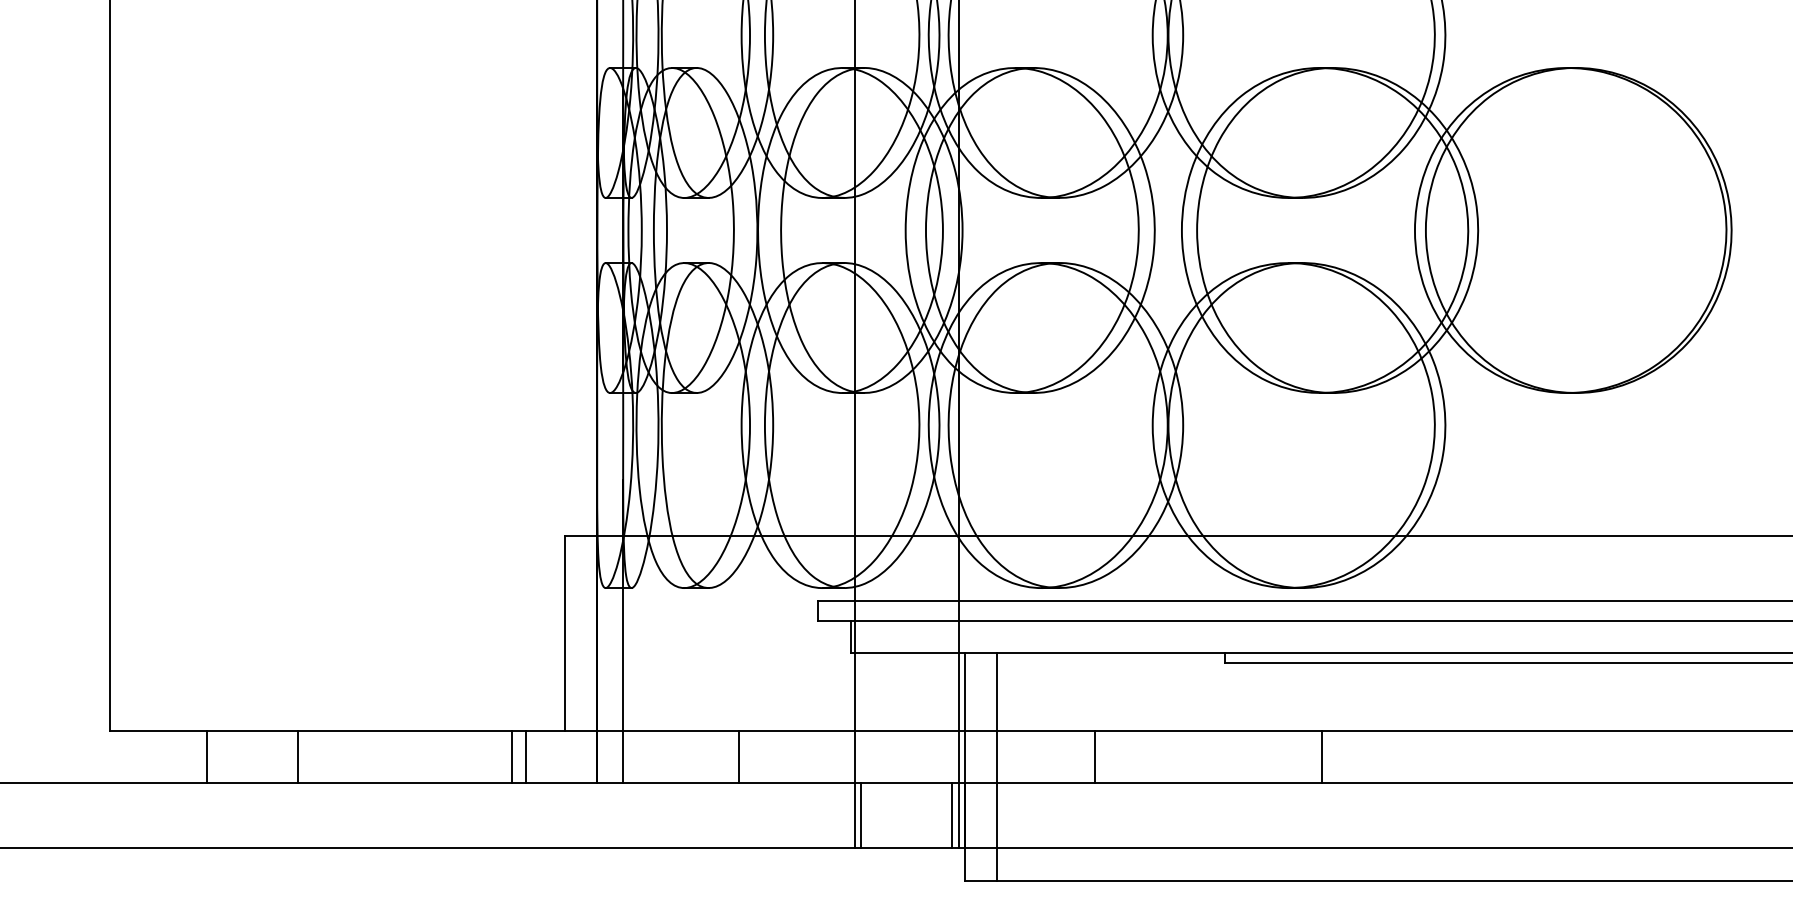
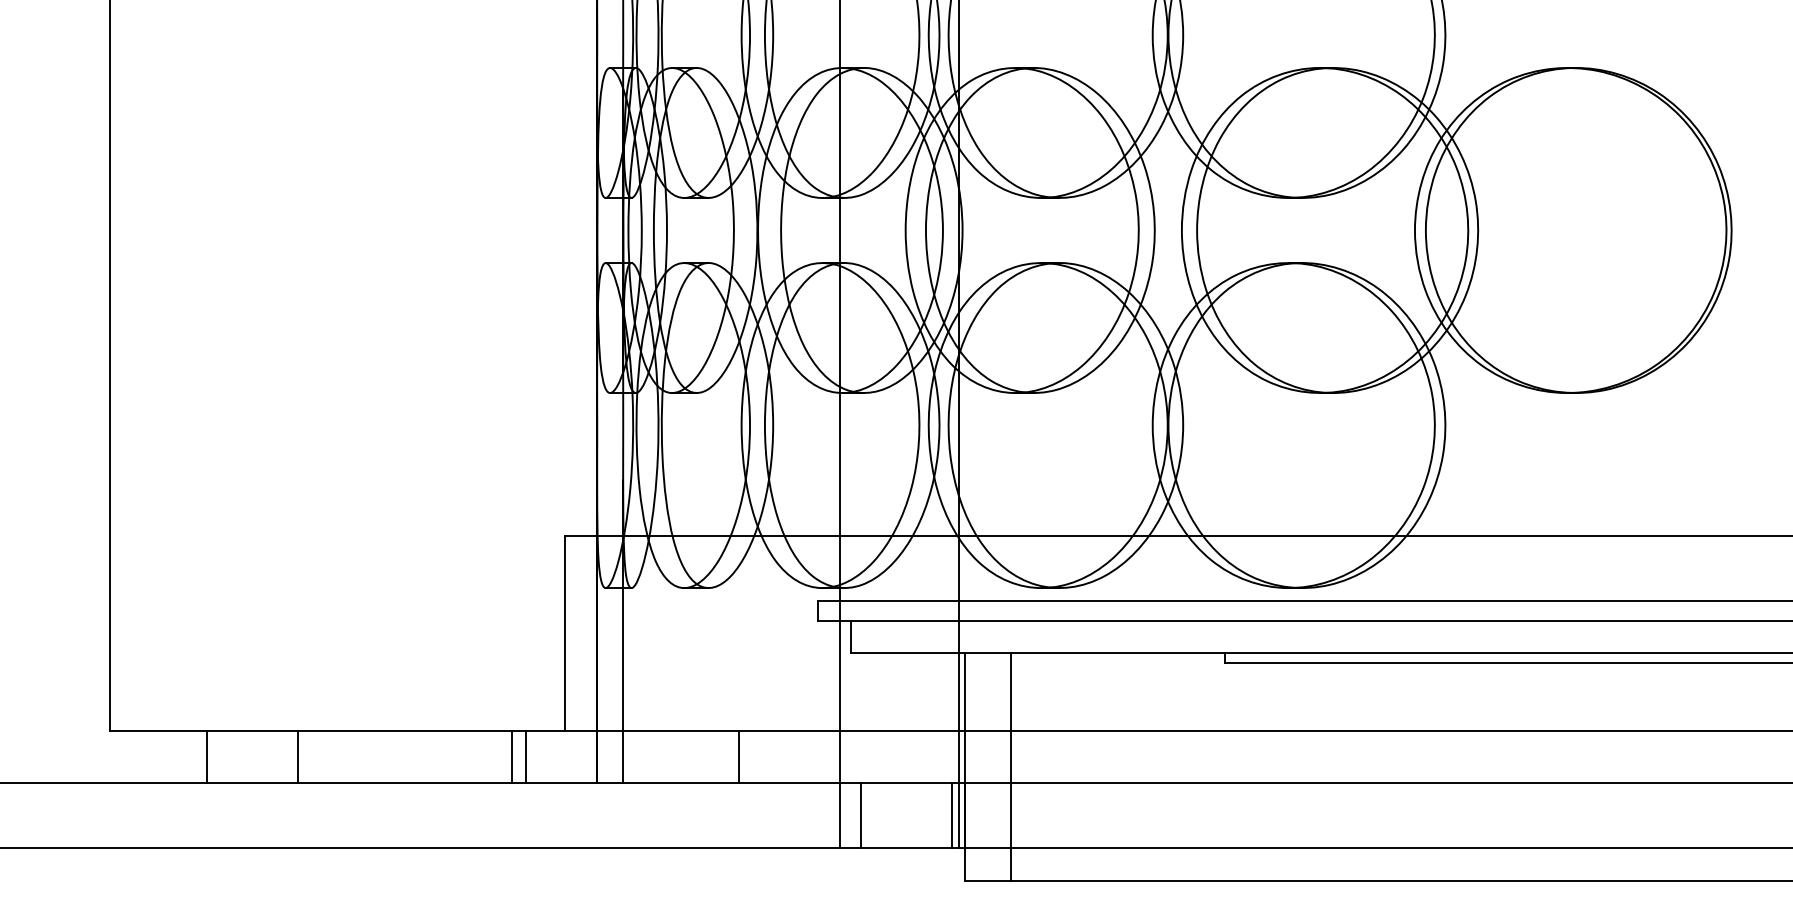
line position: (854, 425) -> (839, 425) (839, 425)
line: present -> none (1094, 757)
line: present -> none (1322, 757)
line position: (997, 766) -> (1011, 766) (1011, 766)
